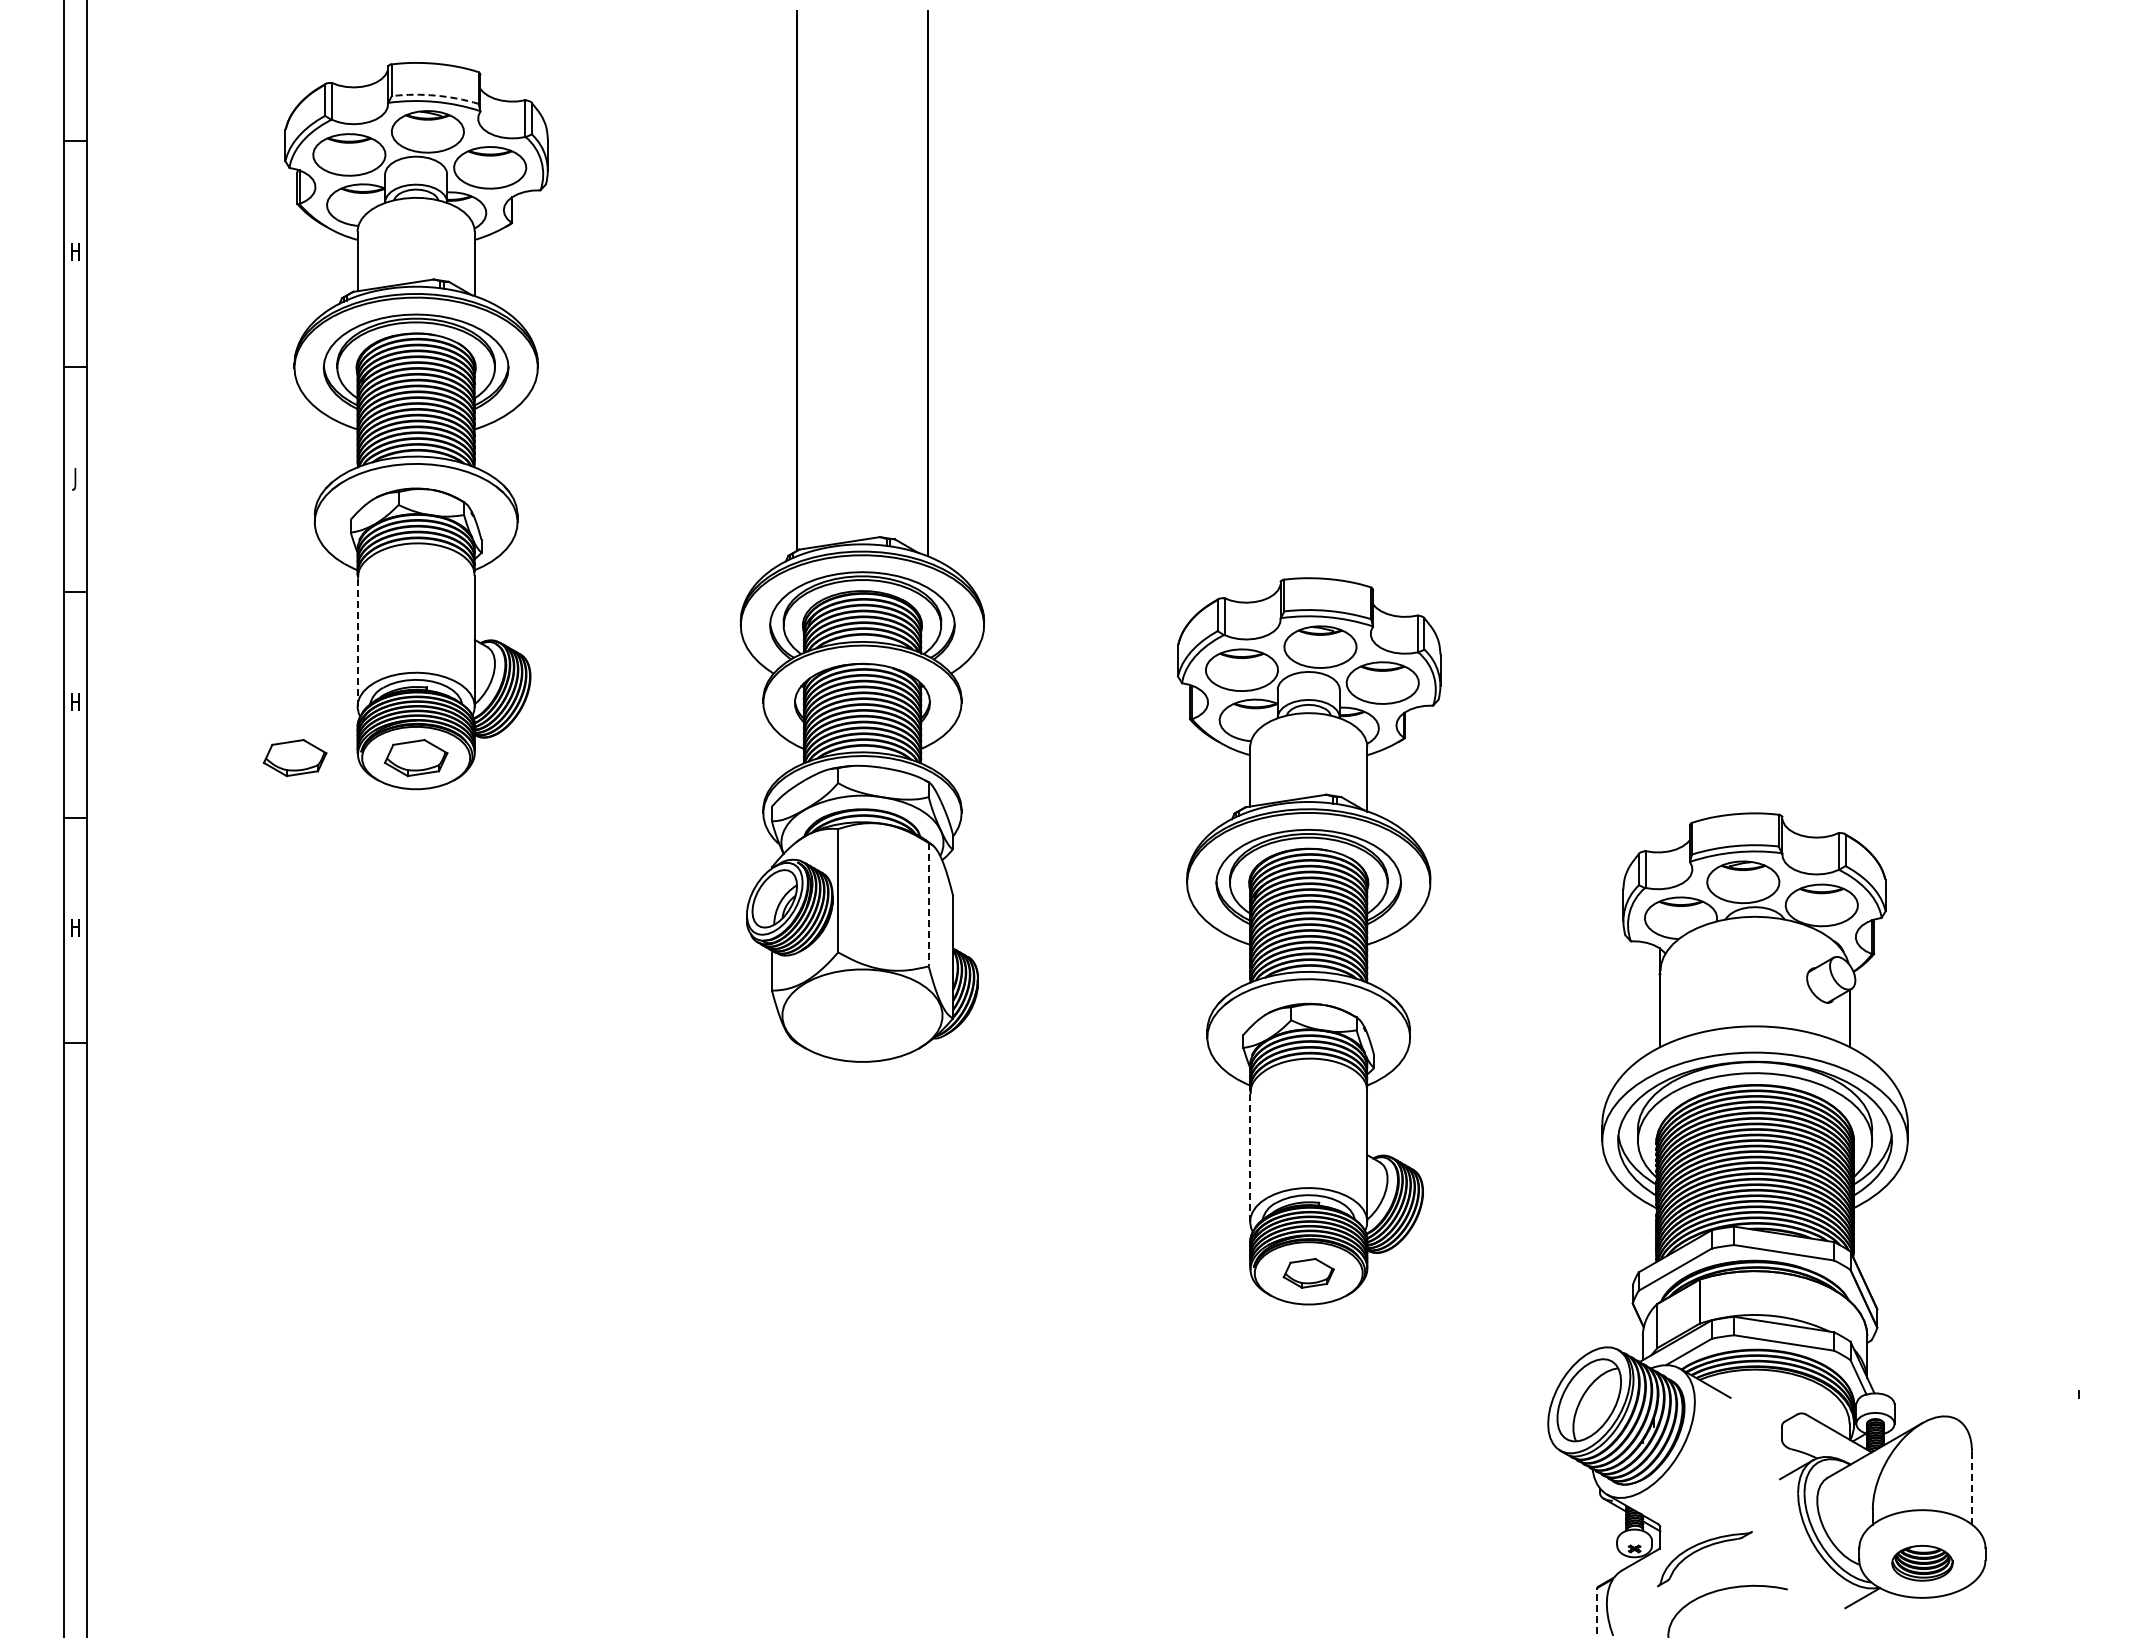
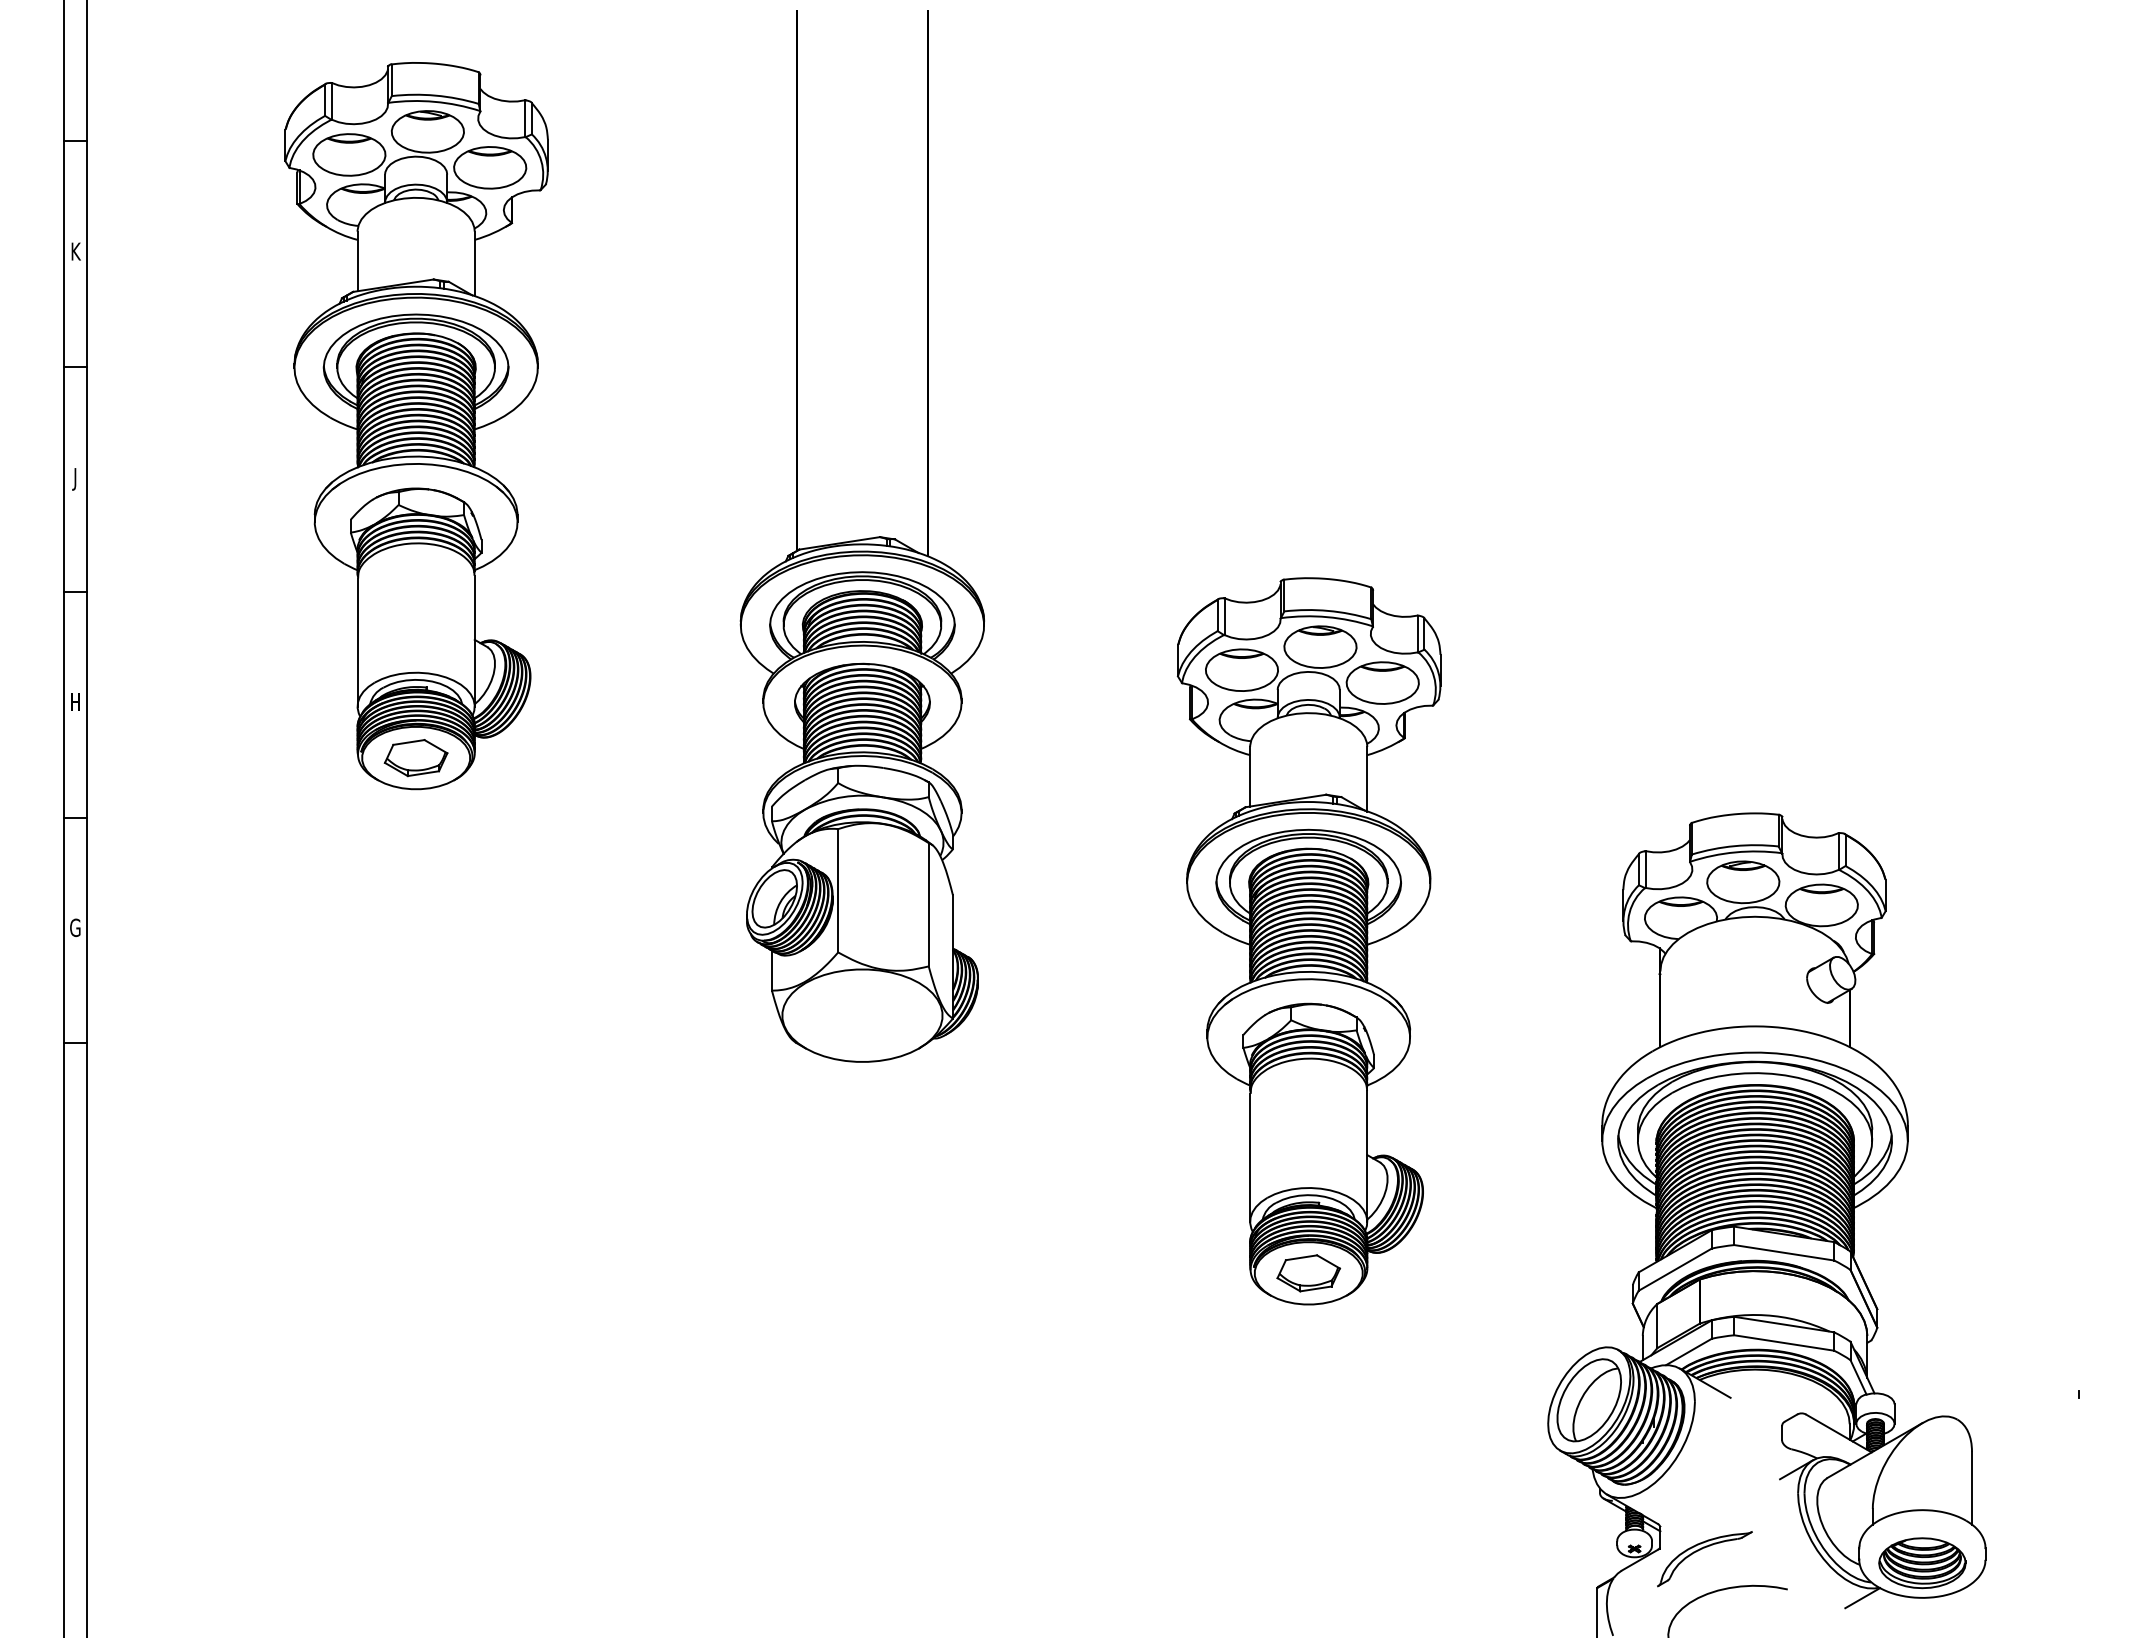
arc: dashed -> solid (435, 95)
text: H -> K (75, 251)
line: dashed -> solid (357, 642)
part: present -> none (294, 758)
line: dashed -> solid (928, 904)
text: H -> G (75, 927)
line: dashed -> solid (1250, 1157)
part size: 53x32 px -> 66x39 px (1308, 1273)
line: dashed -> solid (1971, 1487)
part size: 63x38 px -> 89x53 px (1922, 1563)
line: dashed -> solid (1597, 1612)
